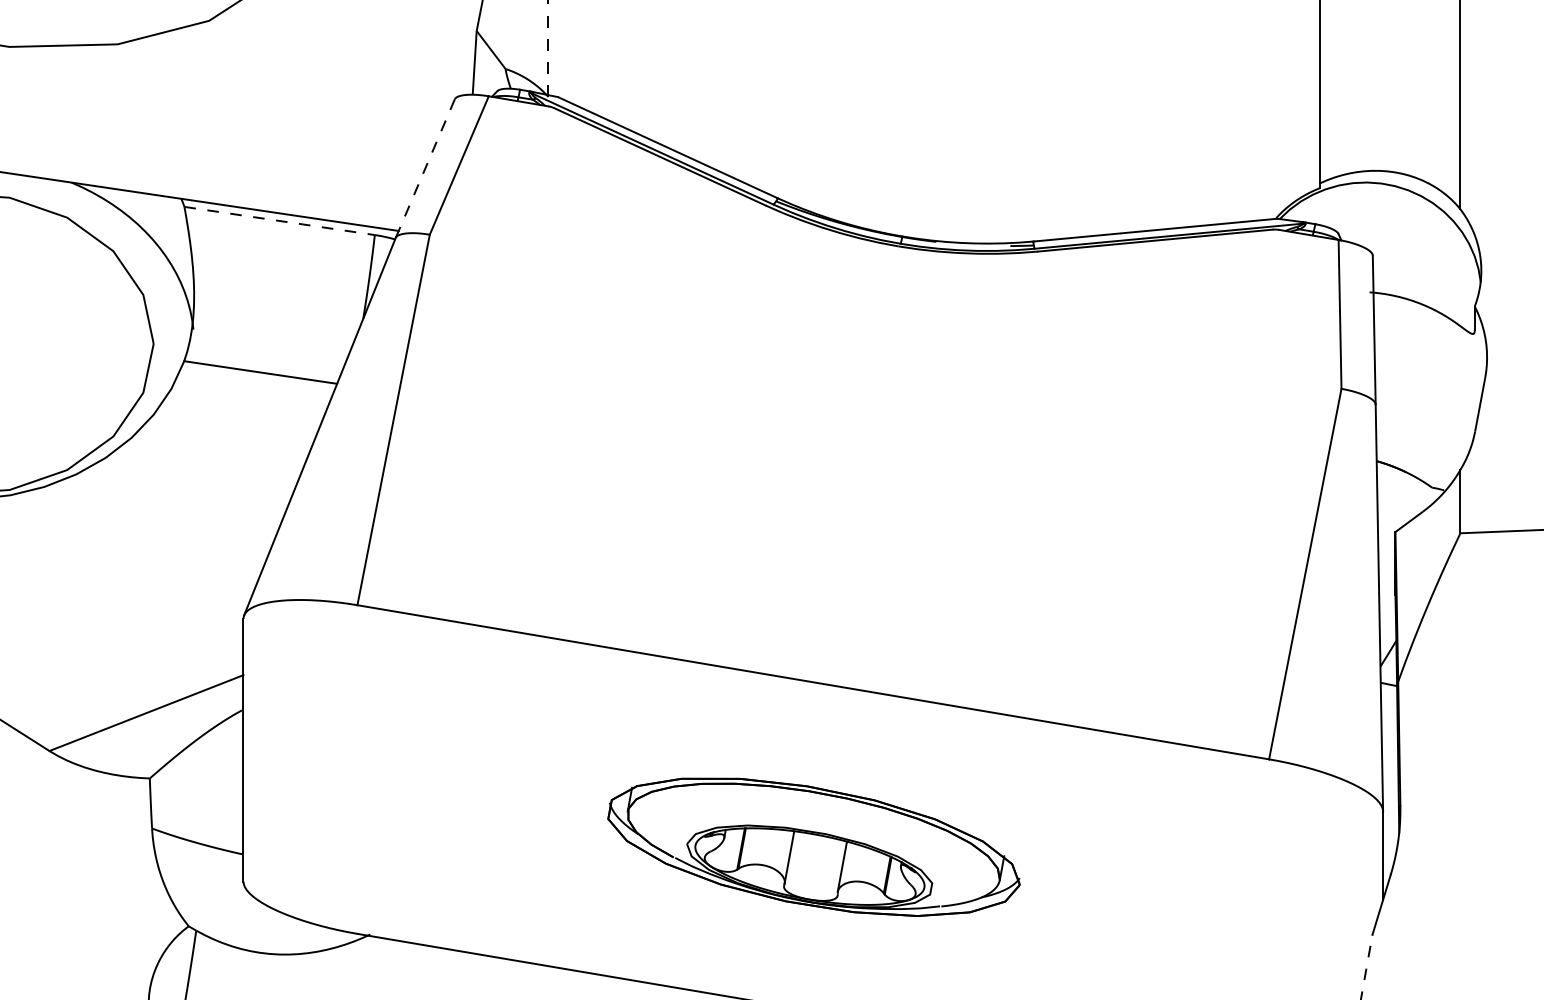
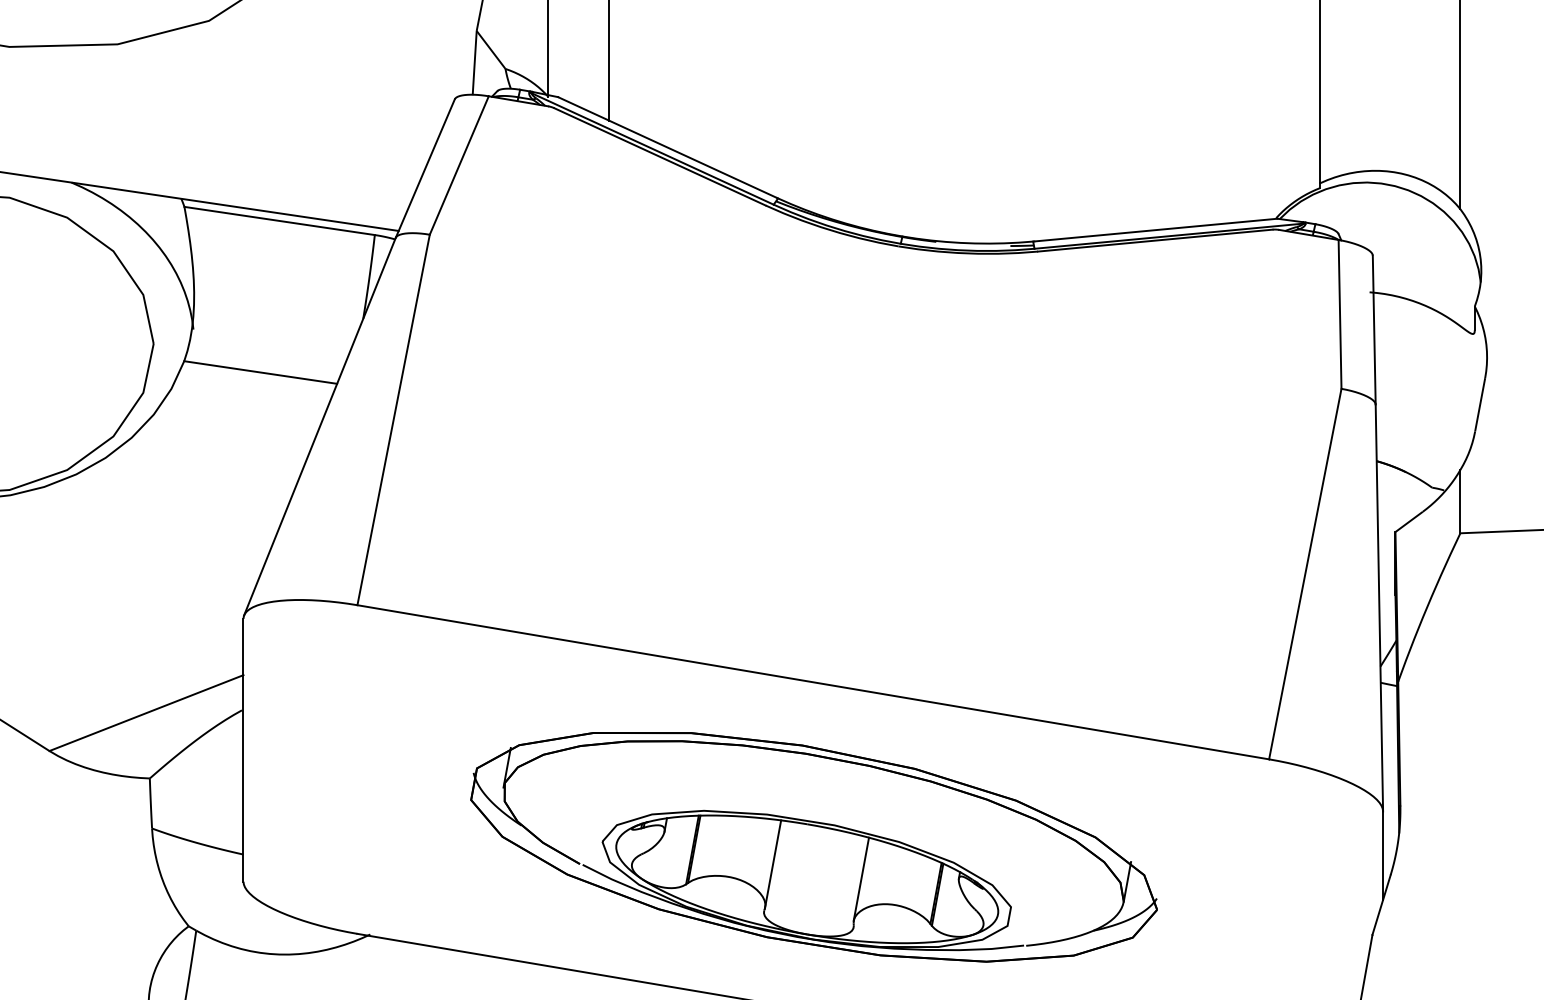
line: dashed -> solid (548, 48)
line: none -> present (609, 61)
line: dashed -> solid (425, 168)
line: dashed -> solid (280, 221)
part size: 414x140 px -> 688x231 px (813, 847)
line: dashed -> solid (1366, 966)
